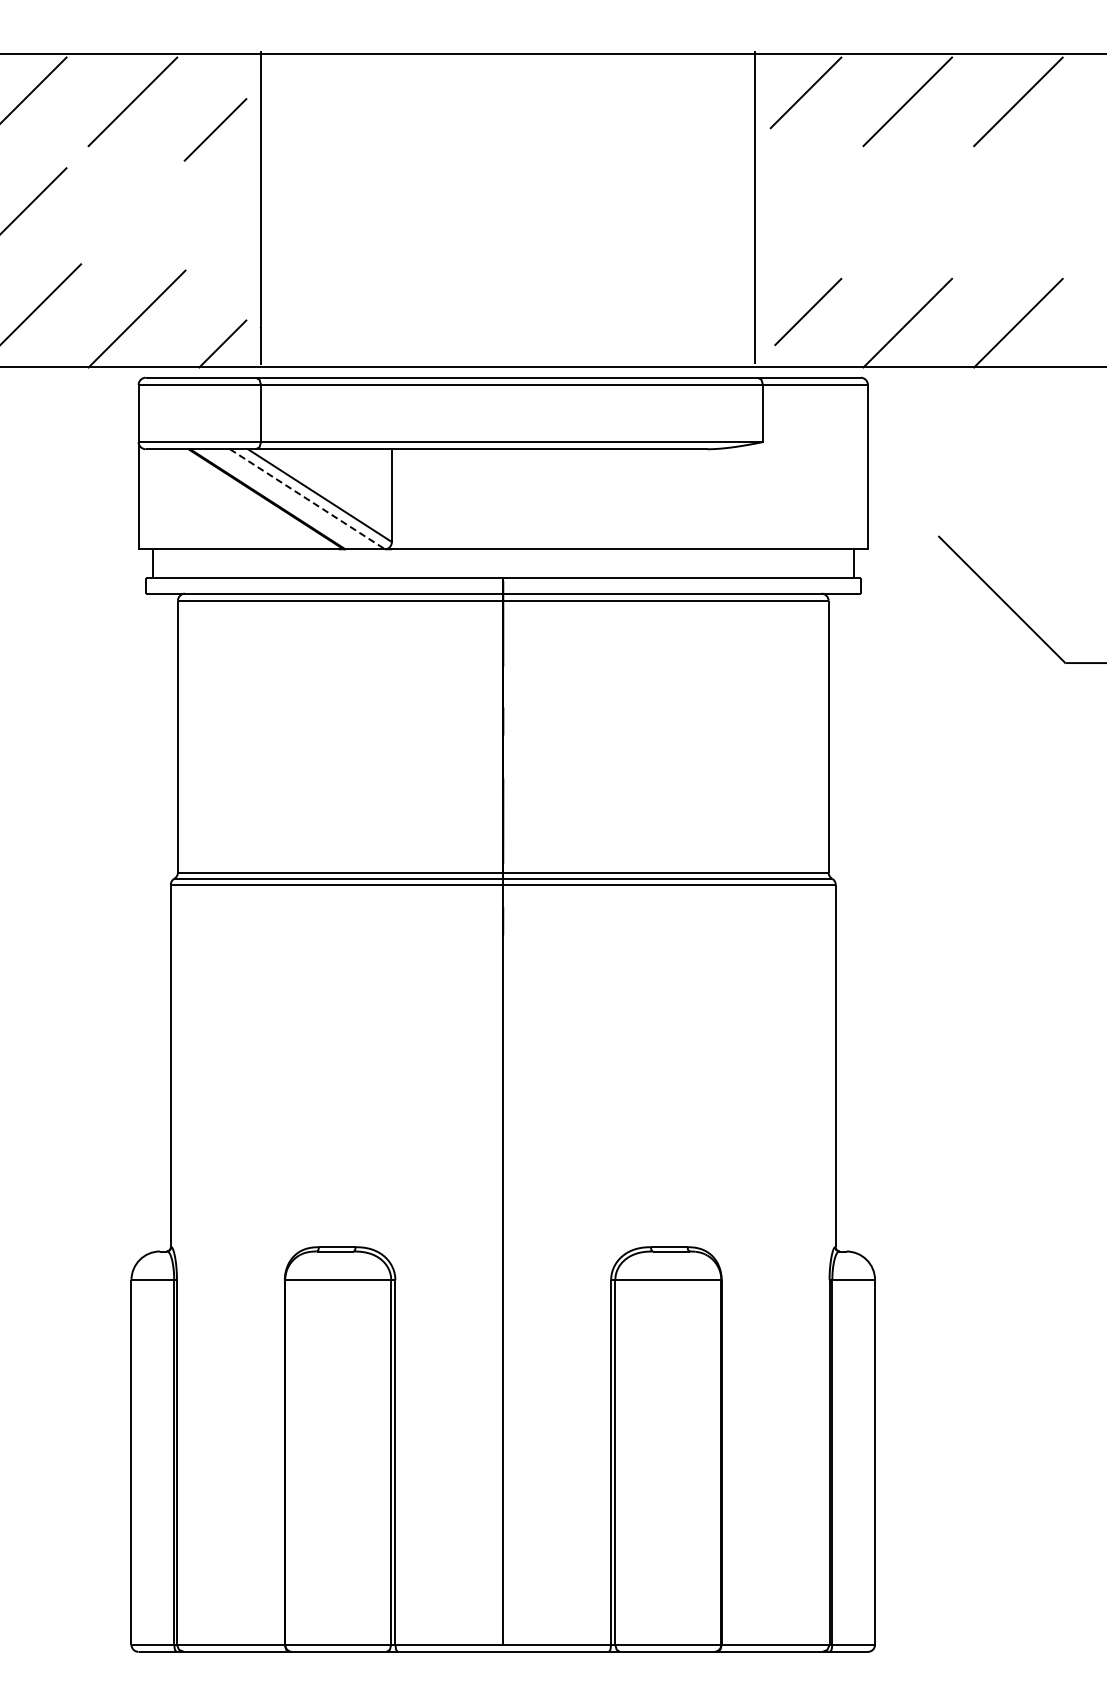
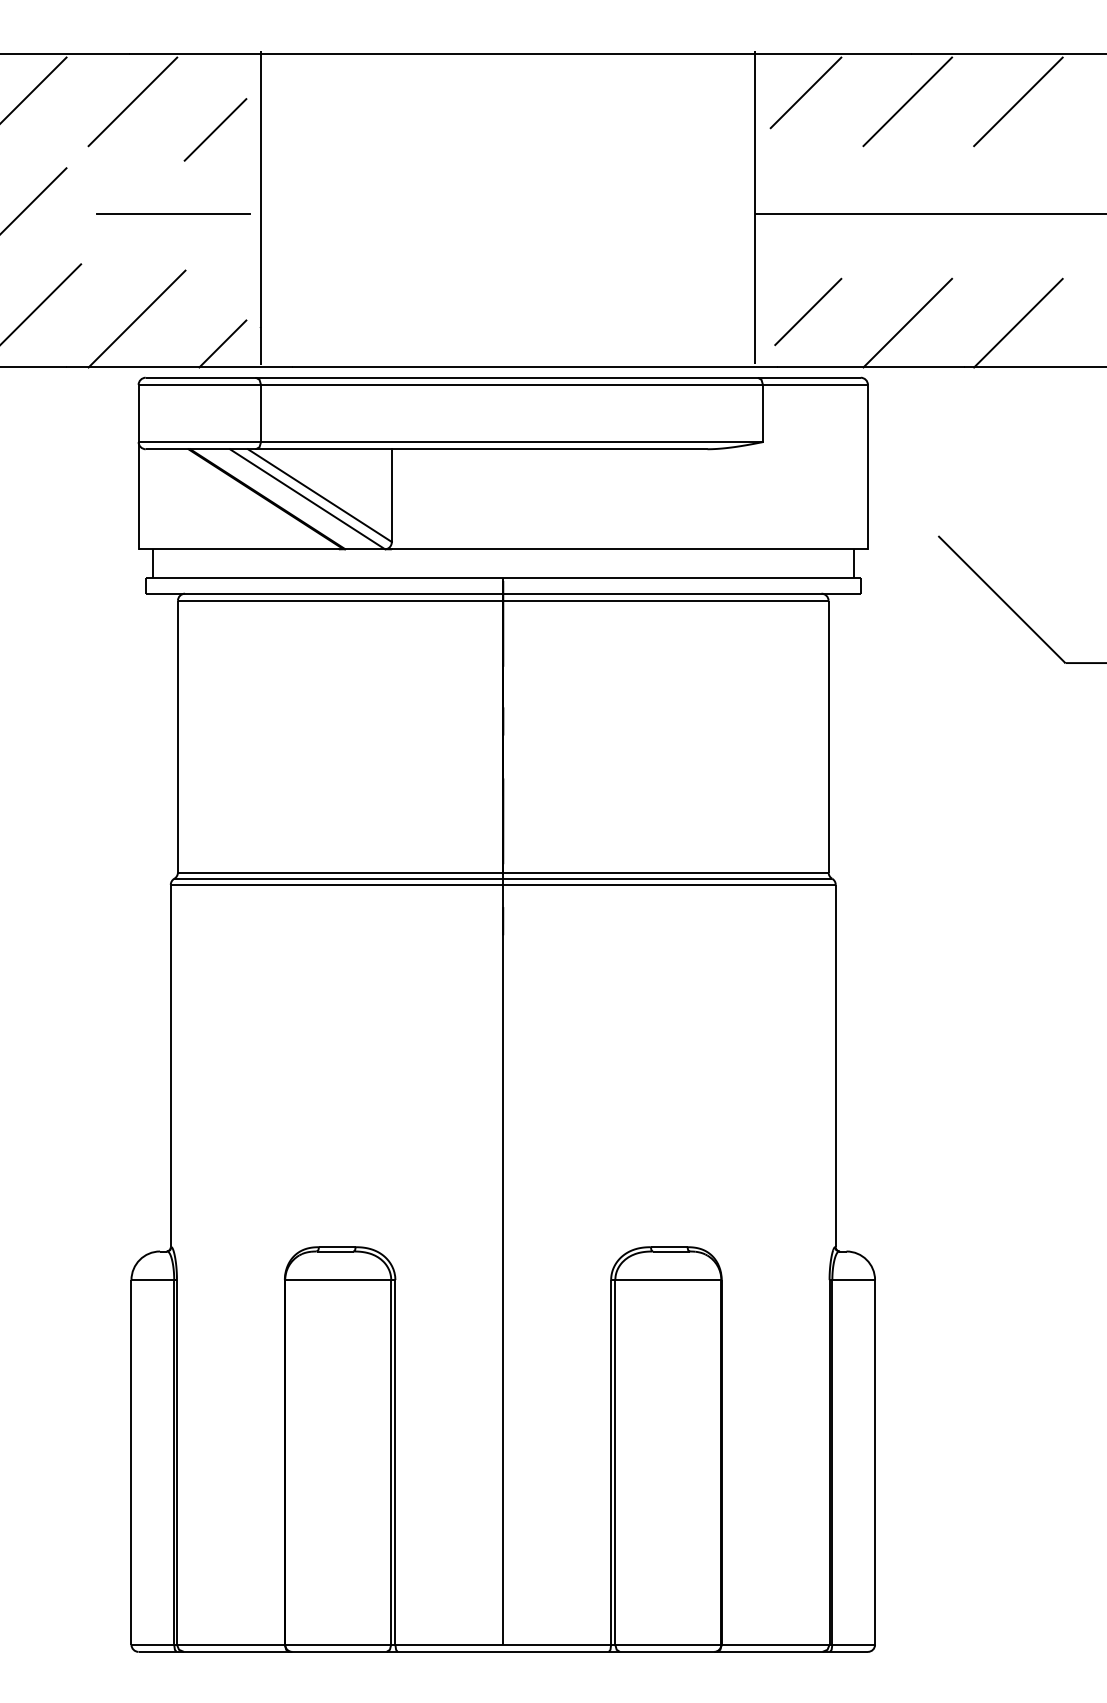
line: none -> present (173, 213)
line: none -> present (929, 213)
line: dashed -> solid (307, 499)
